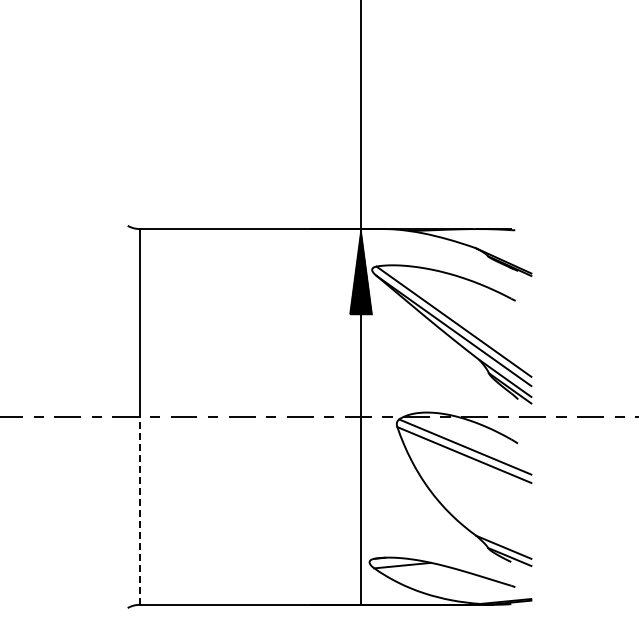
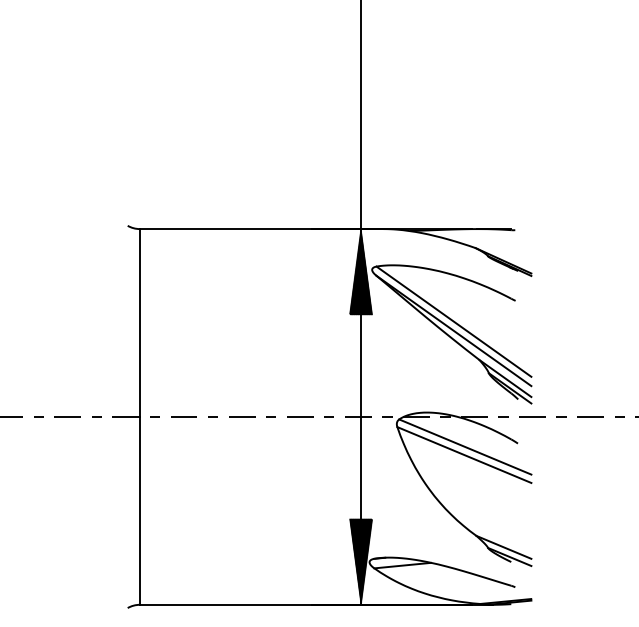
line: dashed -> solid (139, 510)
hatch: none -> present (360, 561)
